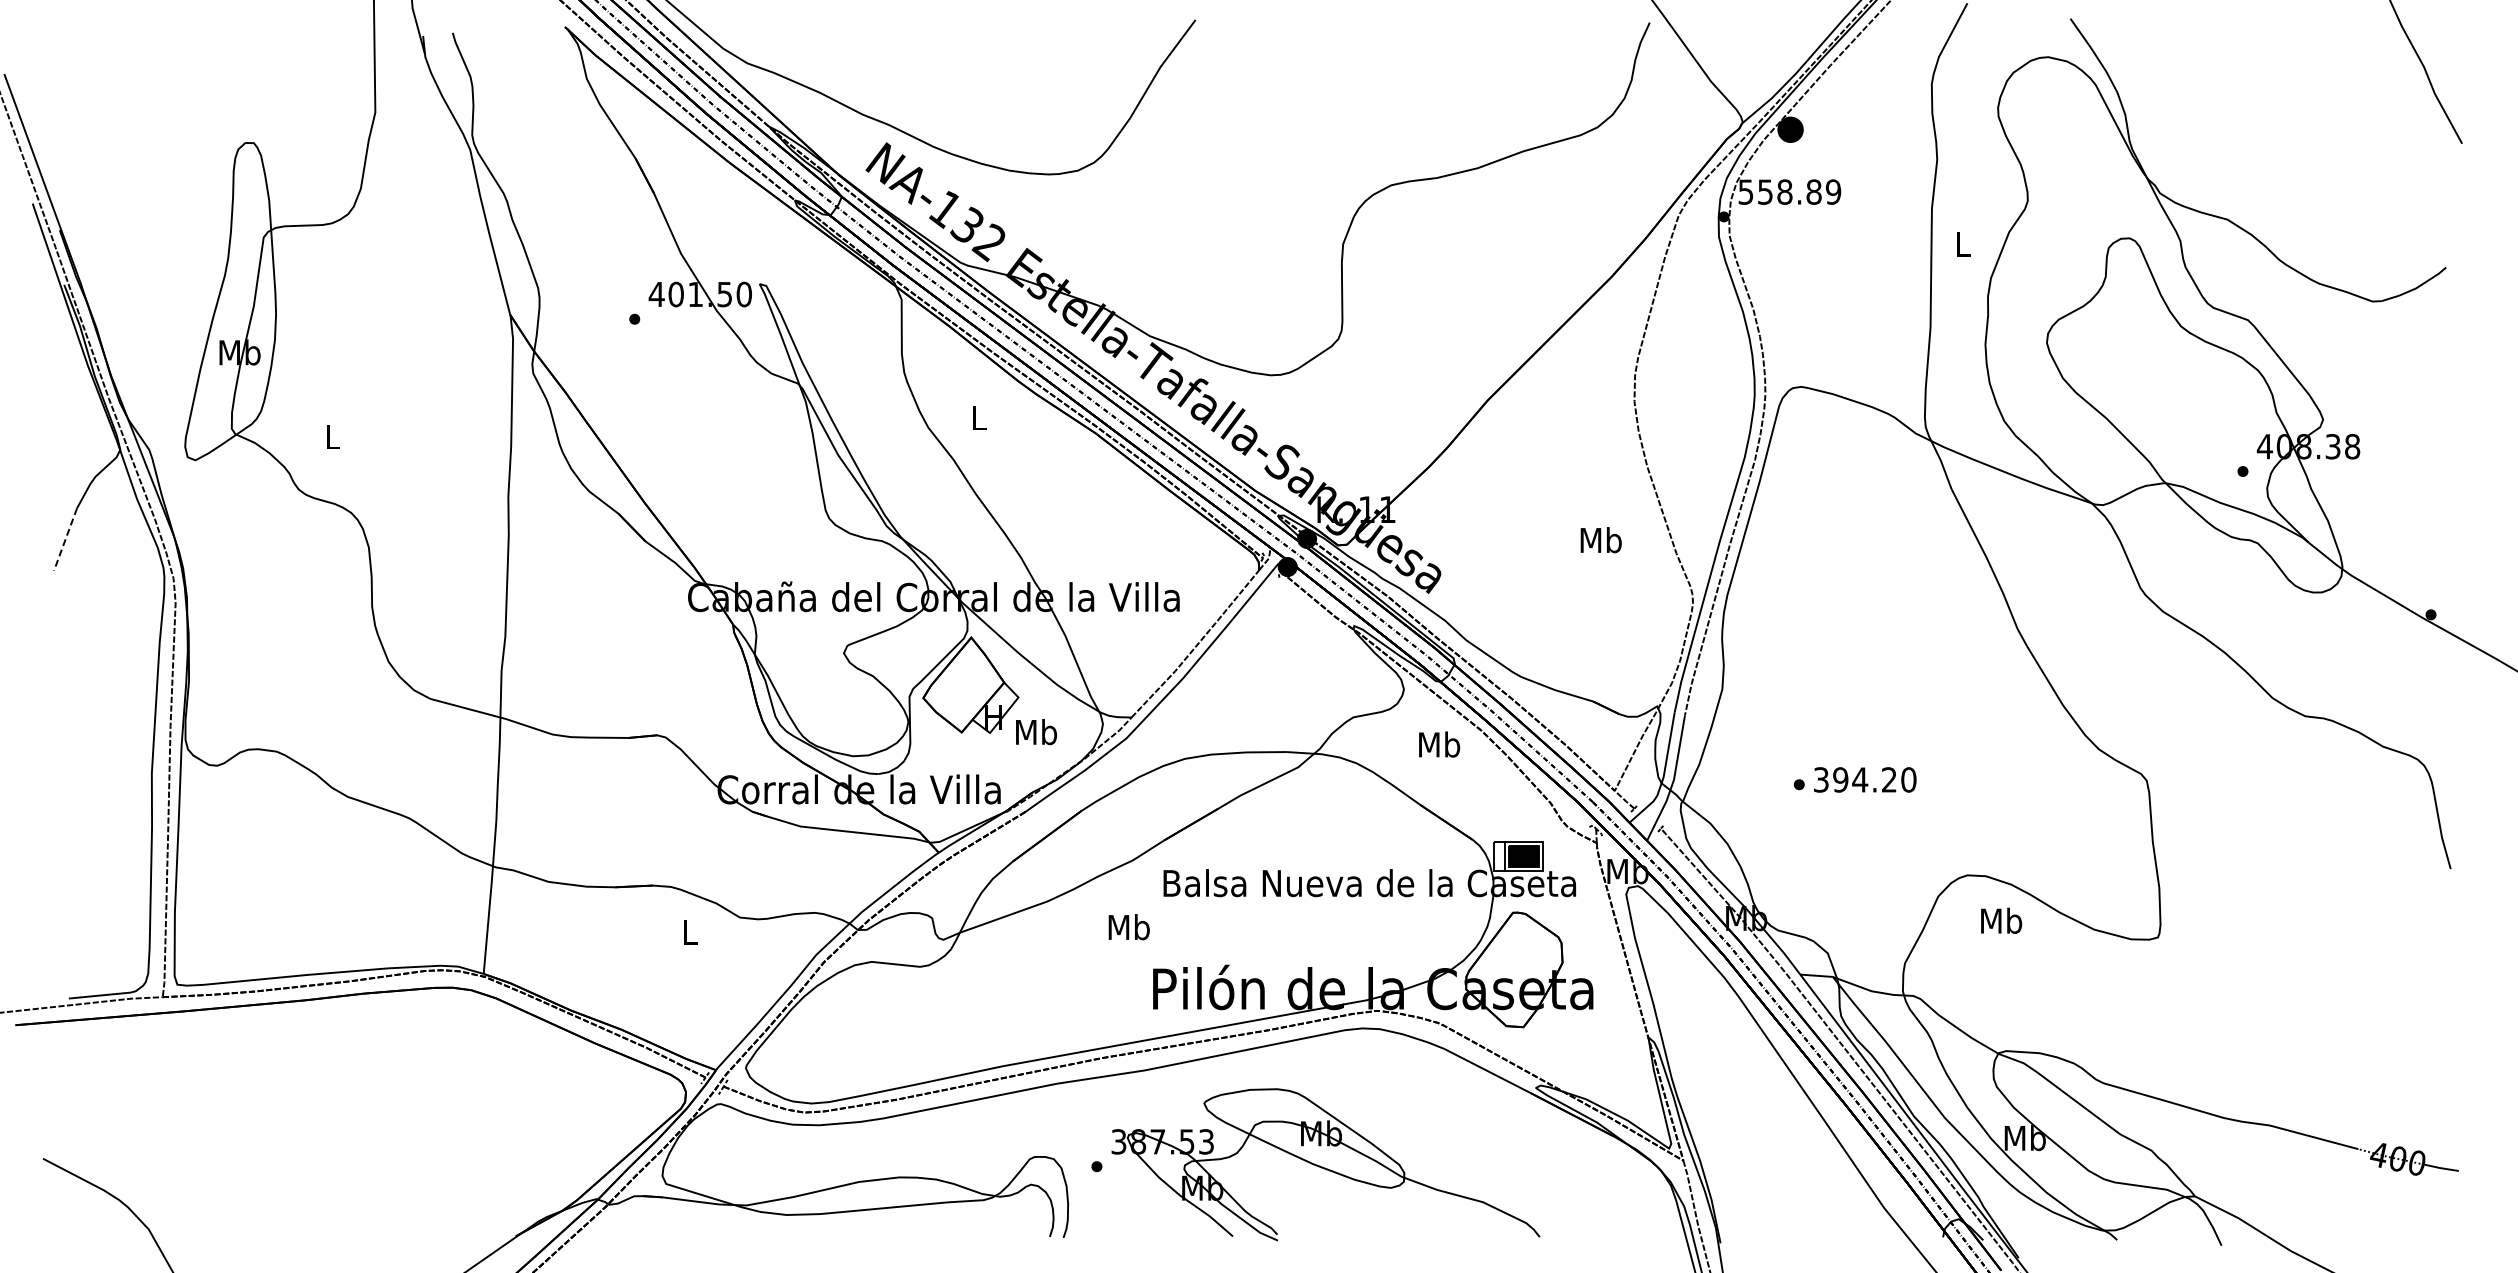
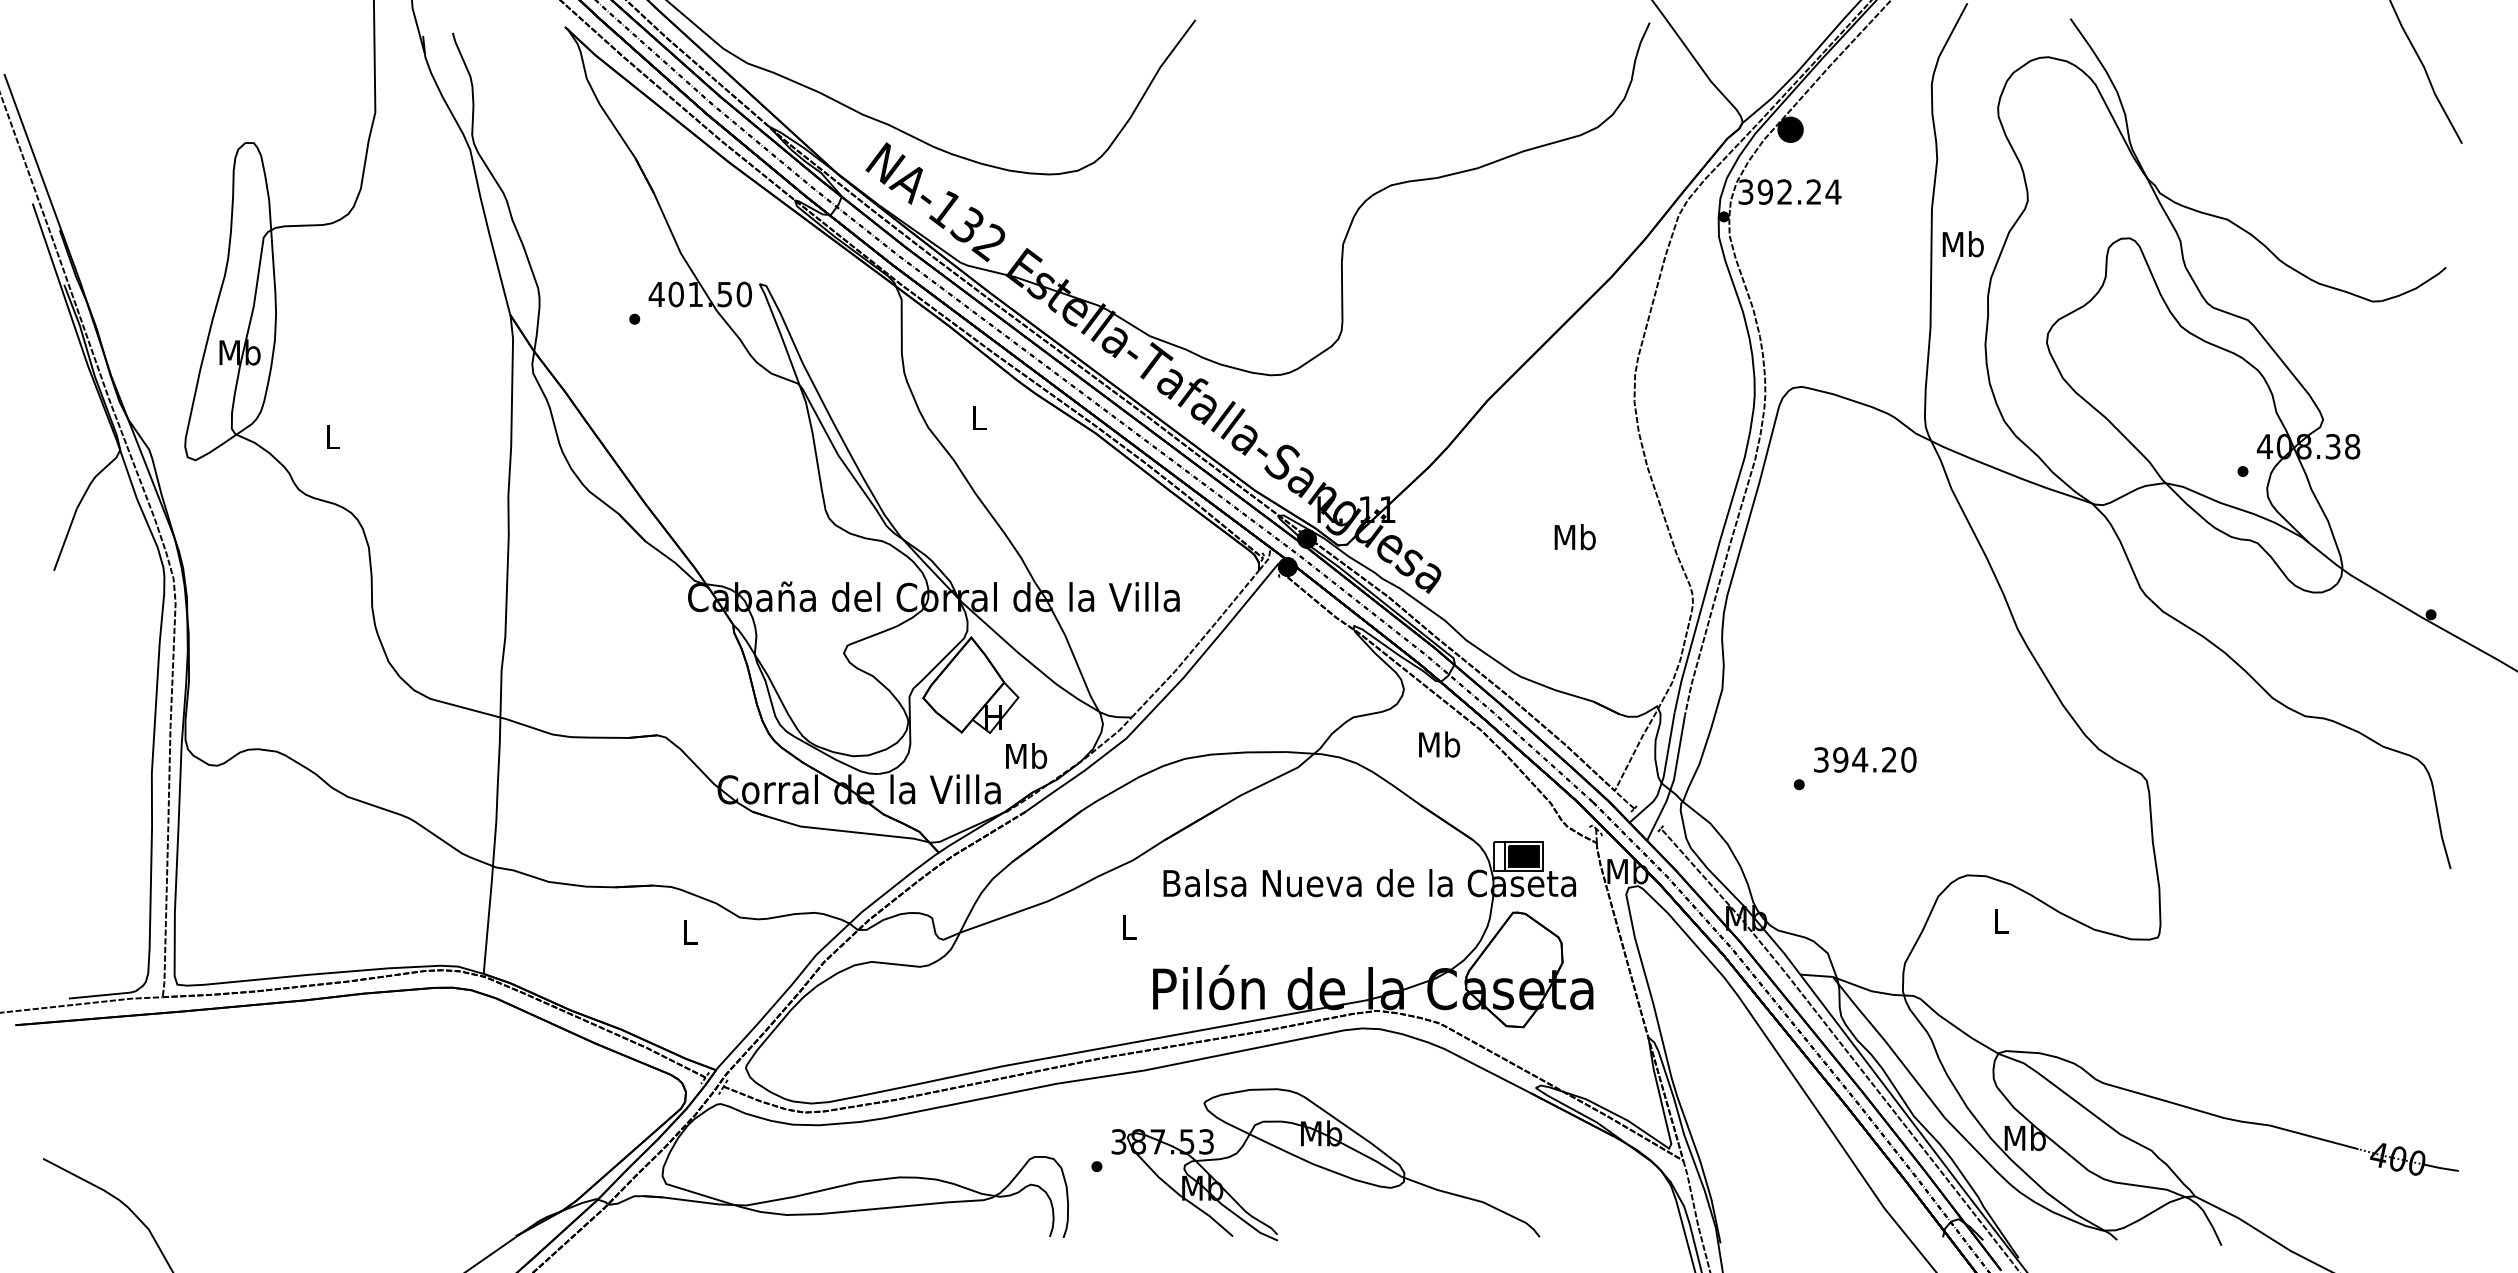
text: 558.89 -> 392.24 (1790, 191)
text: L -> Mb (1962, 244)
line: dashed -> solid (65, 540)
text position: (1600, 540) -> (1574, 537) (1574, 537)
text position: (1036, 732) -> (1026, 756) (1026, 756)
text position: (1865, 779) -> (1865, 759) (1865, 759)
text: Mb -> L (2001, 920)
text: Mb -> L (1128, 927)
